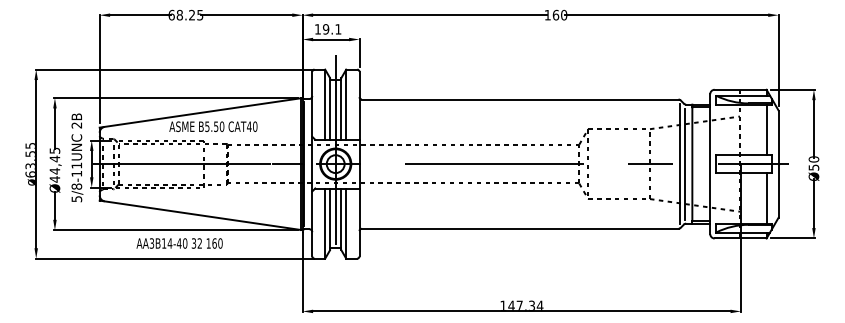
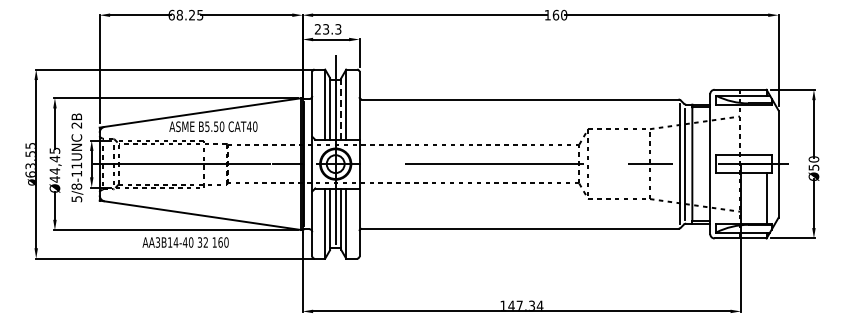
text: 19.1 -> 23.3 (327, 29)
line: solid -> dashed (341, 108)
line: present -> none (766, 129)
text position: (179, 243) -> (185, 242) (185, 242)
